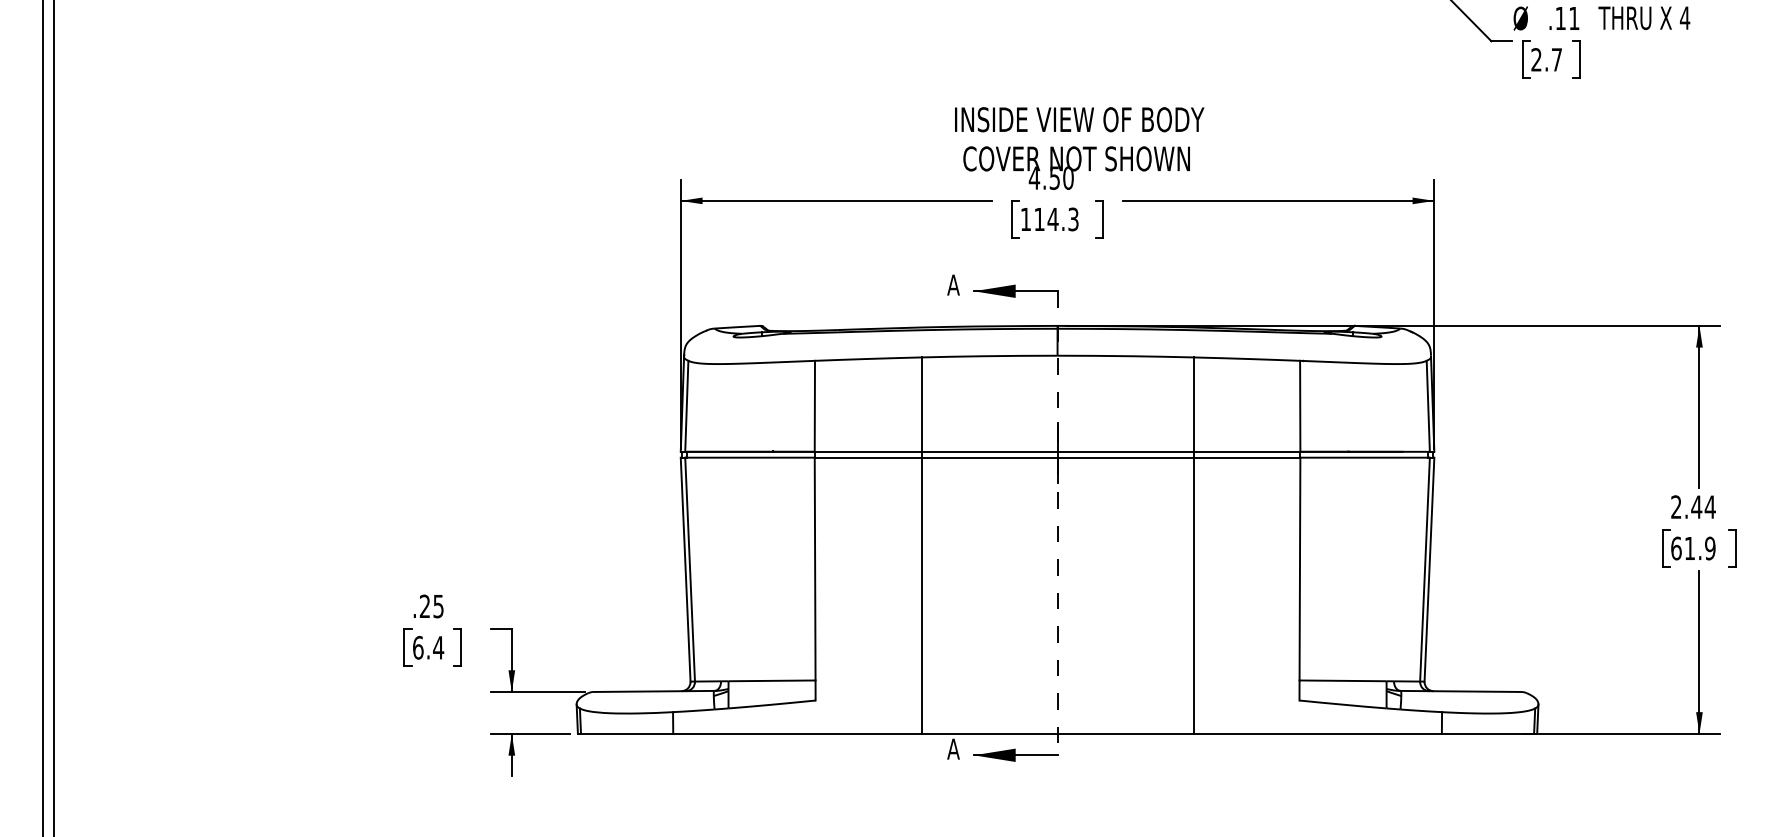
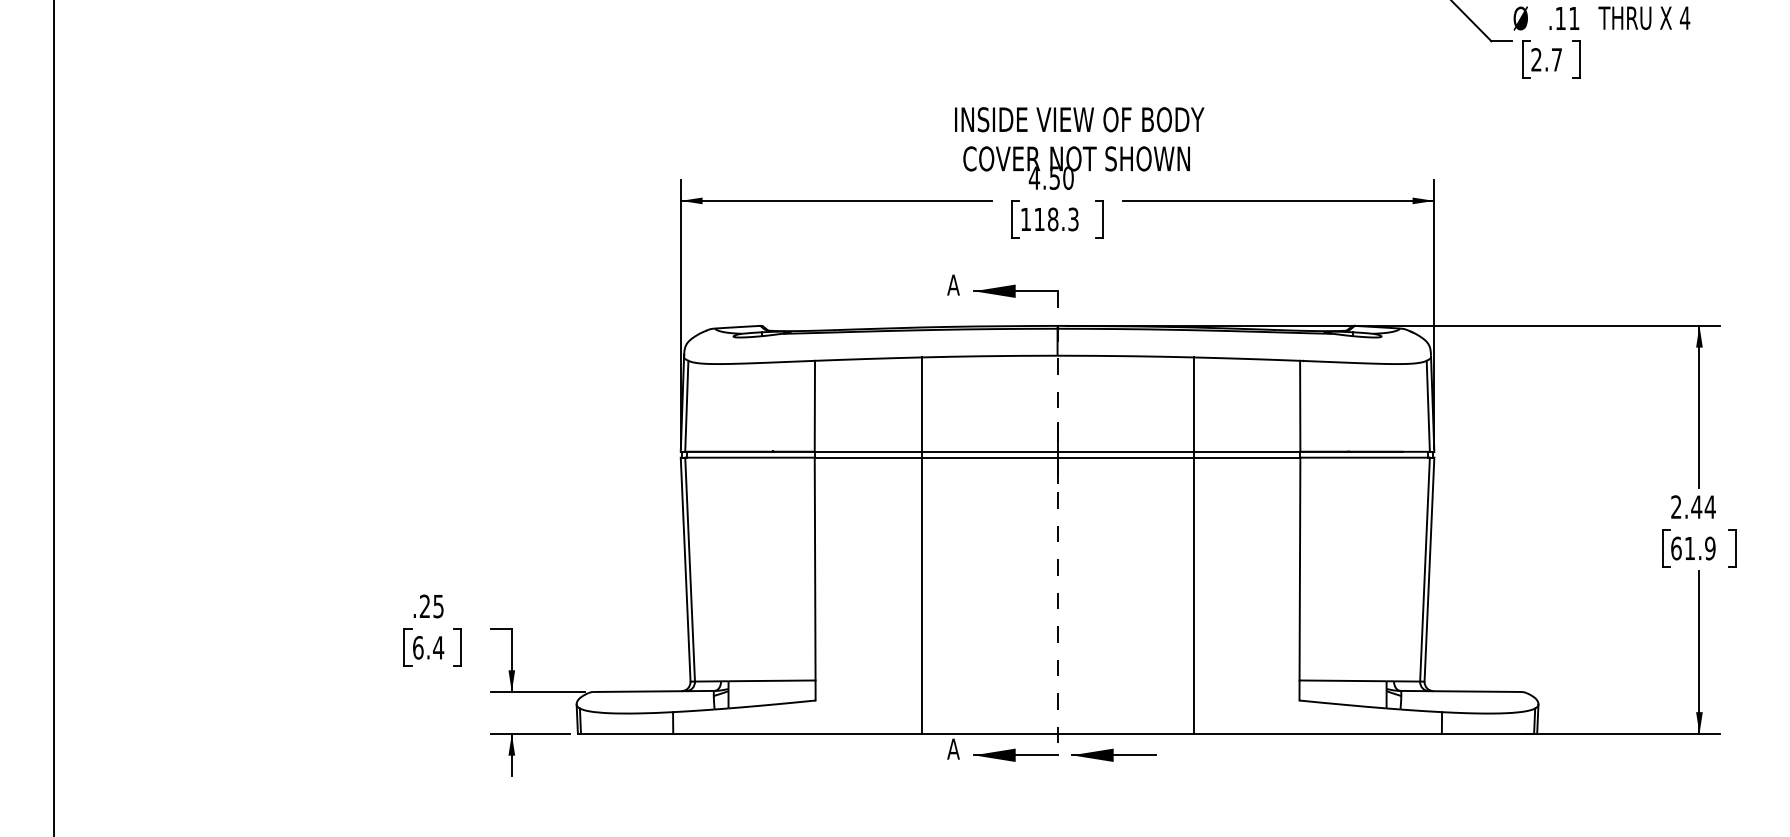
text: 114.3 -> 118.3 (1052, 219)
line: present -> none (43, 417)
part: none -> present (1113, 754)
